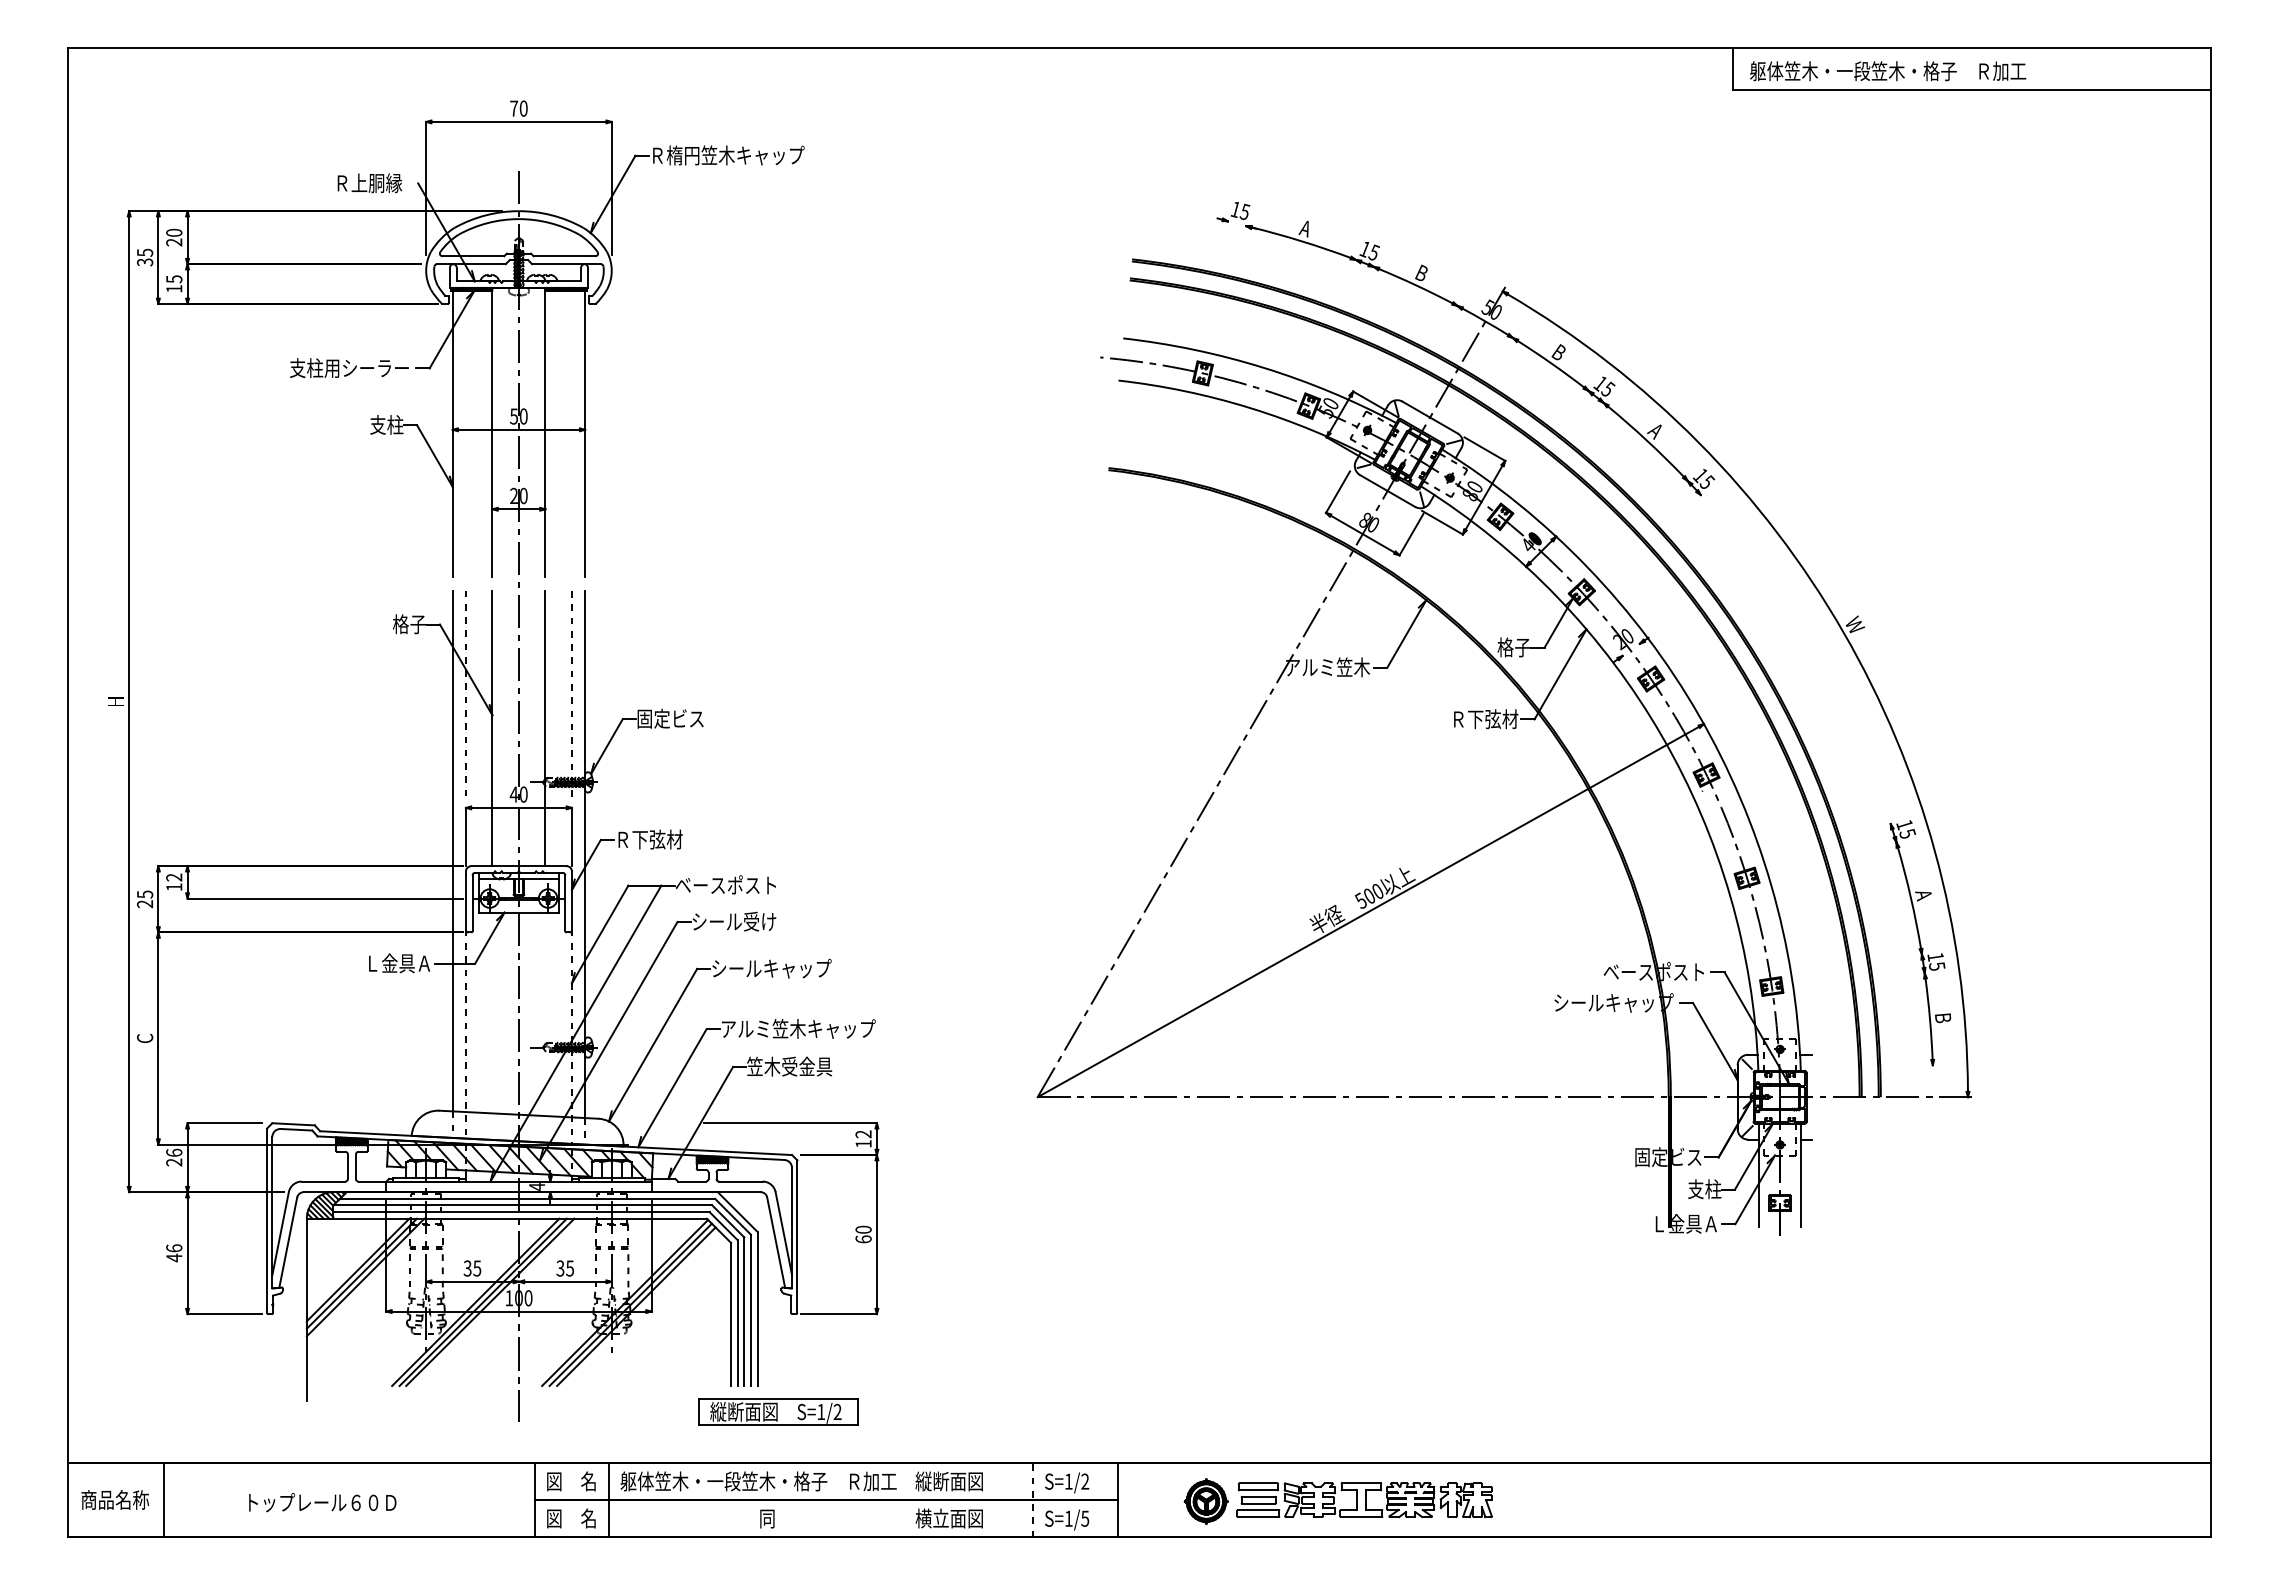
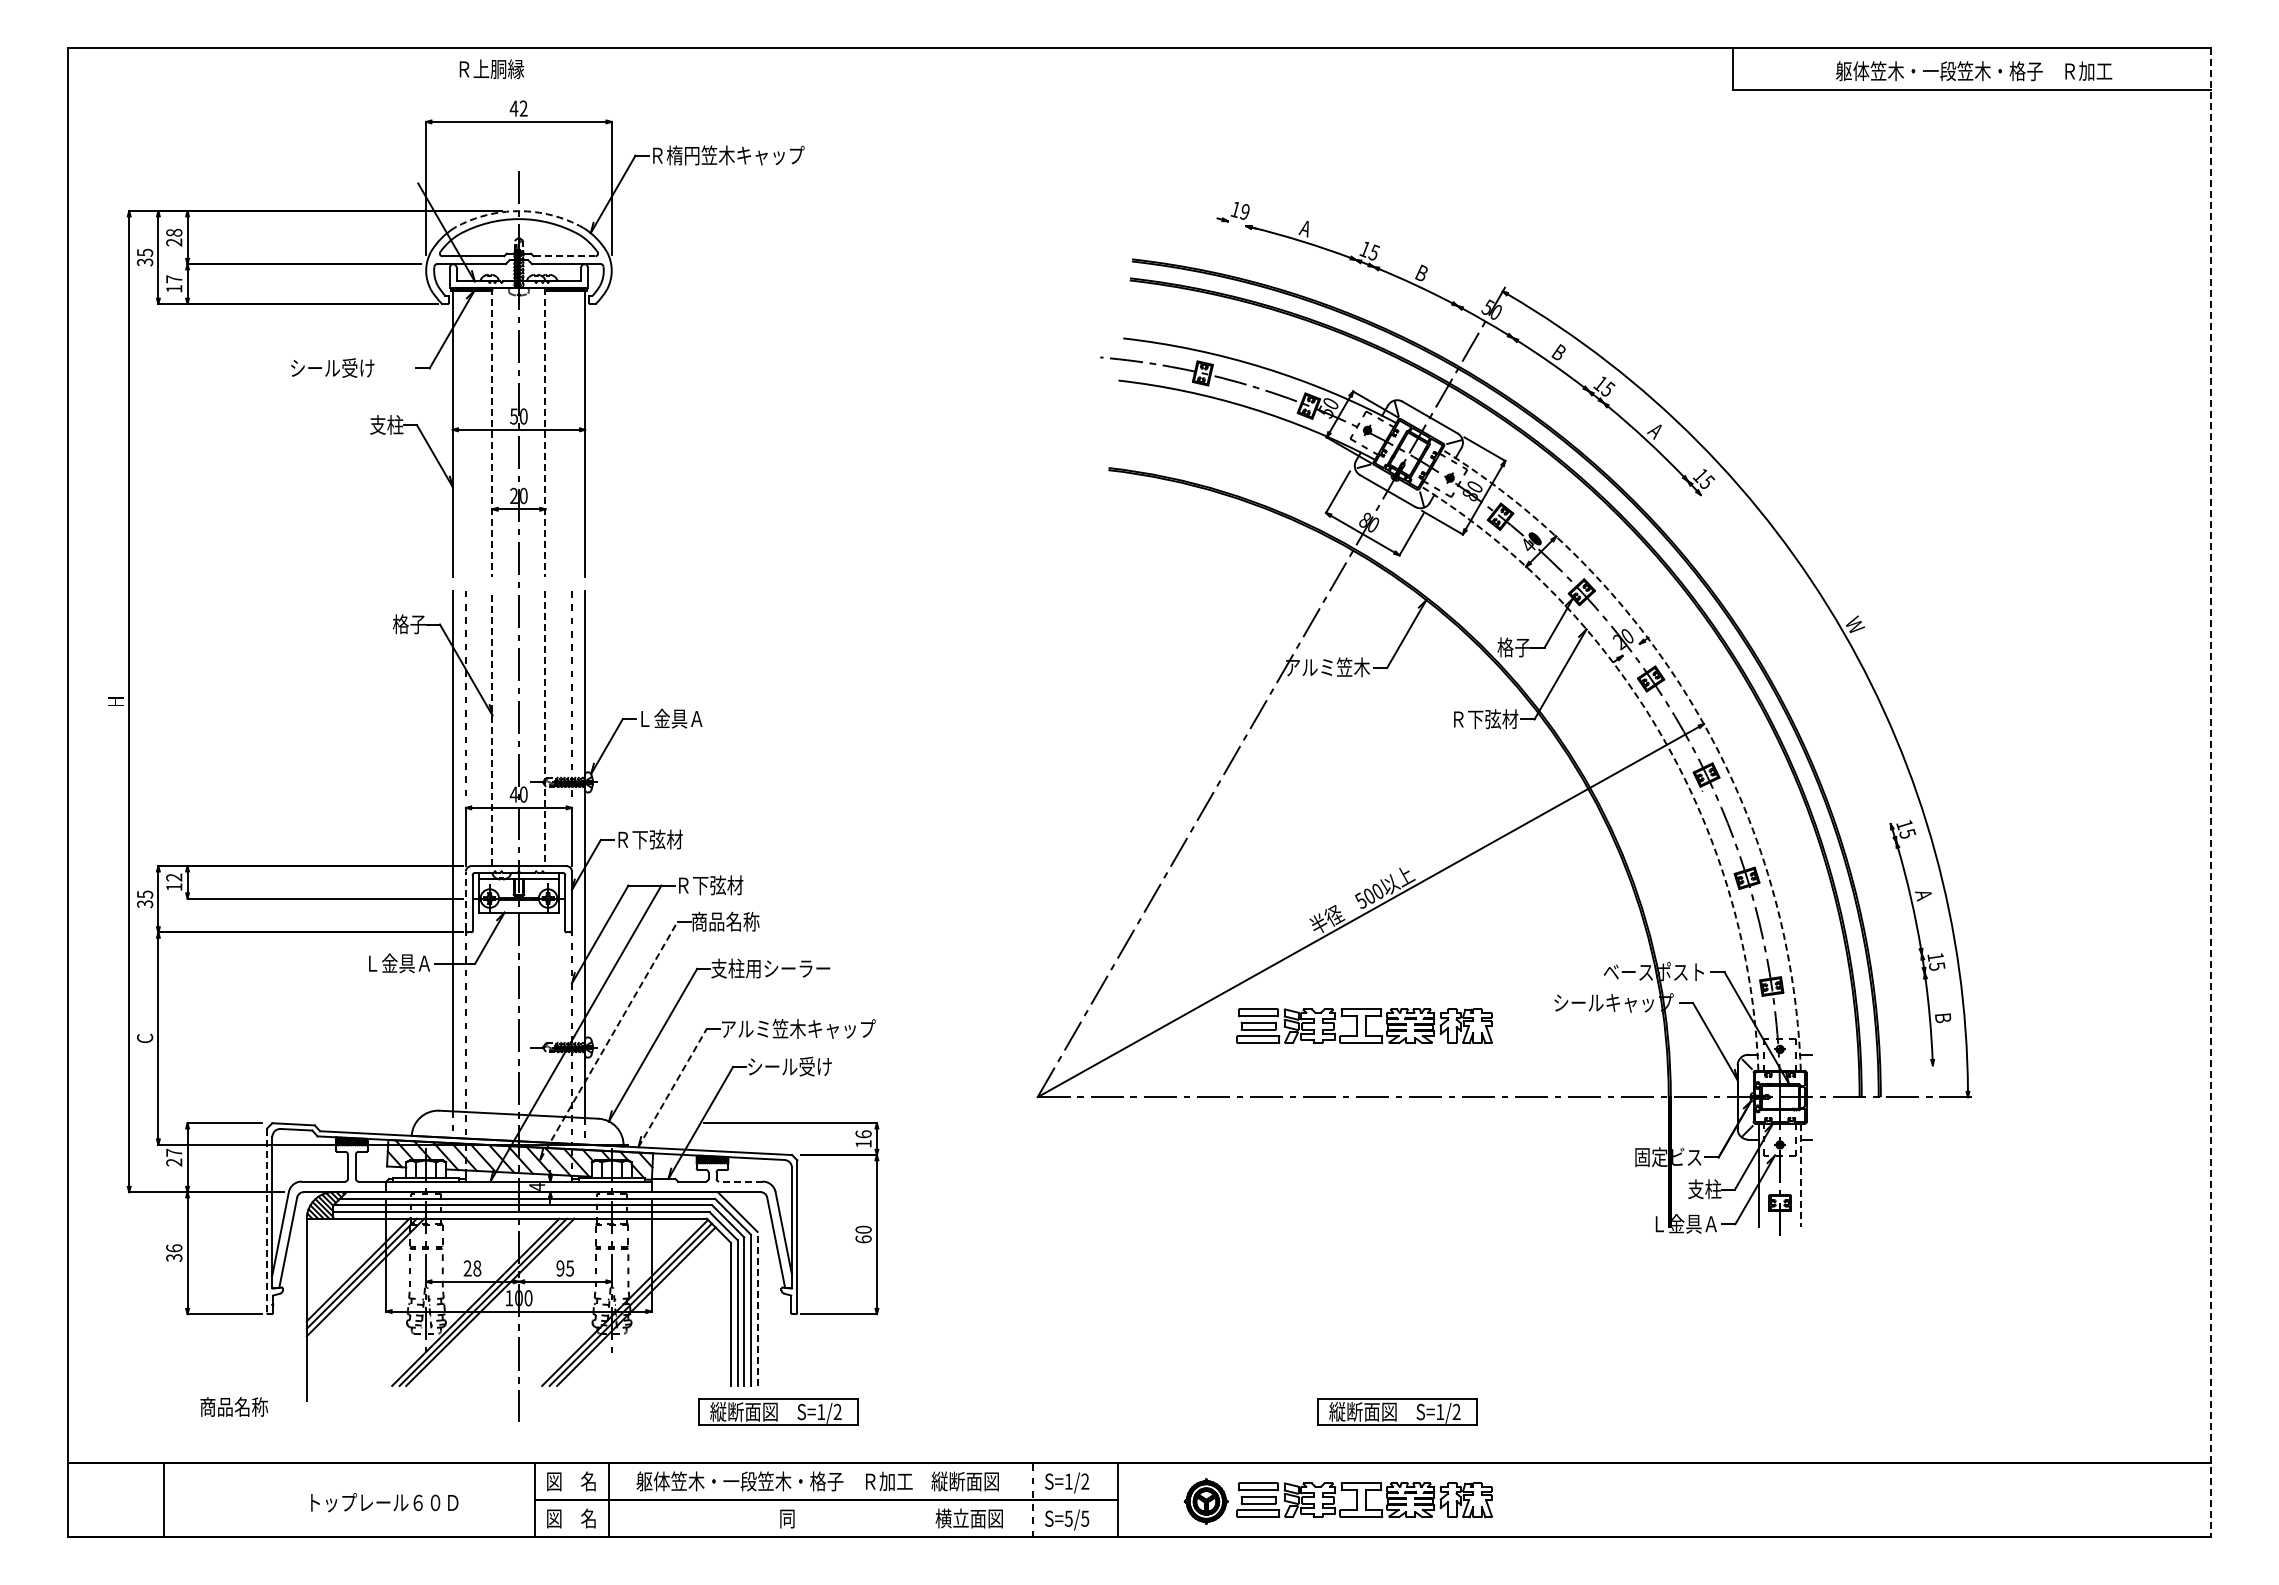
text position: (1888, 71) -> (1974, 71) (1974, 71)
text: 70 -> 42 (518, 108)
text position: (369, 183) -> (491, 69) (491, 69)
arc: solid -> dashed (518, 211)
text: 15 -> 19 (1244, 211)
text: 20 -> 28 (174, 232)
line: solid -> dashed (564, 256)
text: 15 -> 17 (174, 279)
text: 支柱用シーラー -> シール受け (349, 367)
line: solid -> dashed (492, 432)
line: solid -> dashed (545, 432)
arc: solid -> dashed (1698, 715)
text: 固定ビス -> Ｌ金具Ａ (670, 718)
line: solid -> dashed (492, 728)
line: solid -> dashed (545, 728)
arc: solid -> dashed (1662, 736)
line: solid -> dashed (2210, 792)
text: ベースポスト -> Ｒ下弦材 (725, 885)
line: solid -> dashed (465, 900)
text: 25 -> 35 (145, 904)
text: シール受け -> 商品名称 (734, 921)
text: シールキャップ -> 支柱用シーラー (771, 968)
part: none -> present (1364, 1026)
line: solid -> dashed (609, 1040)
text: 笠木受金具 -> シール受け (789, 1066)
line: solid -> dashed (672, 1087)
text: 12 -> 16 (863, 1134)
text: 26 -> 27 (174, 1152)
line: solid -> dashed (1801, 1175)
line: solid -> dashed (740, 1181)
line: solid -> dashed (267, 1221)
text: 46 -> 36 (174, 1257)
text: 35 -> 28 (472, 1268)
text: 35 -> 95 (560, 1268)
line: solid -> dashed (757, 1308)
part: none -> present (1397, 1411)
text position: (801, 1481) -> (817, 1481) (817, 1481)
text position: (114, 1499) -> (233, 1406) (233, 1406)
text position: (322, 1502) -> (384, 1502) (384, 1502)
text position: (871, 1518) -> (891, 1518) (891, 1518)
text: S=1/5 -> S=5/5 (1068, 1518)
